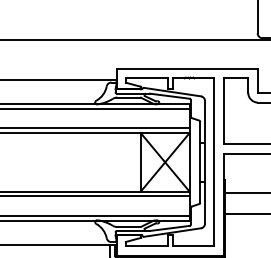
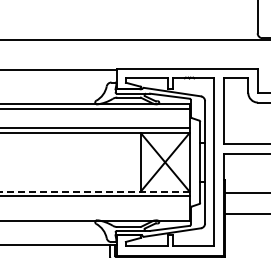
line position: (59, 79) -> (59, 69) (59, 69)
line: solid -> dashed (94, 191)
line: present -> none (95, 215)
